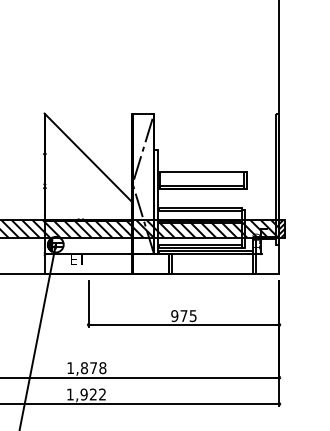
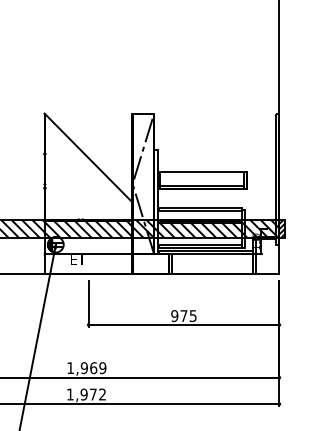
text: 1,878 -> 1,969 (93, 368)
text: 1,922 -> 1,972 (92, 394)
